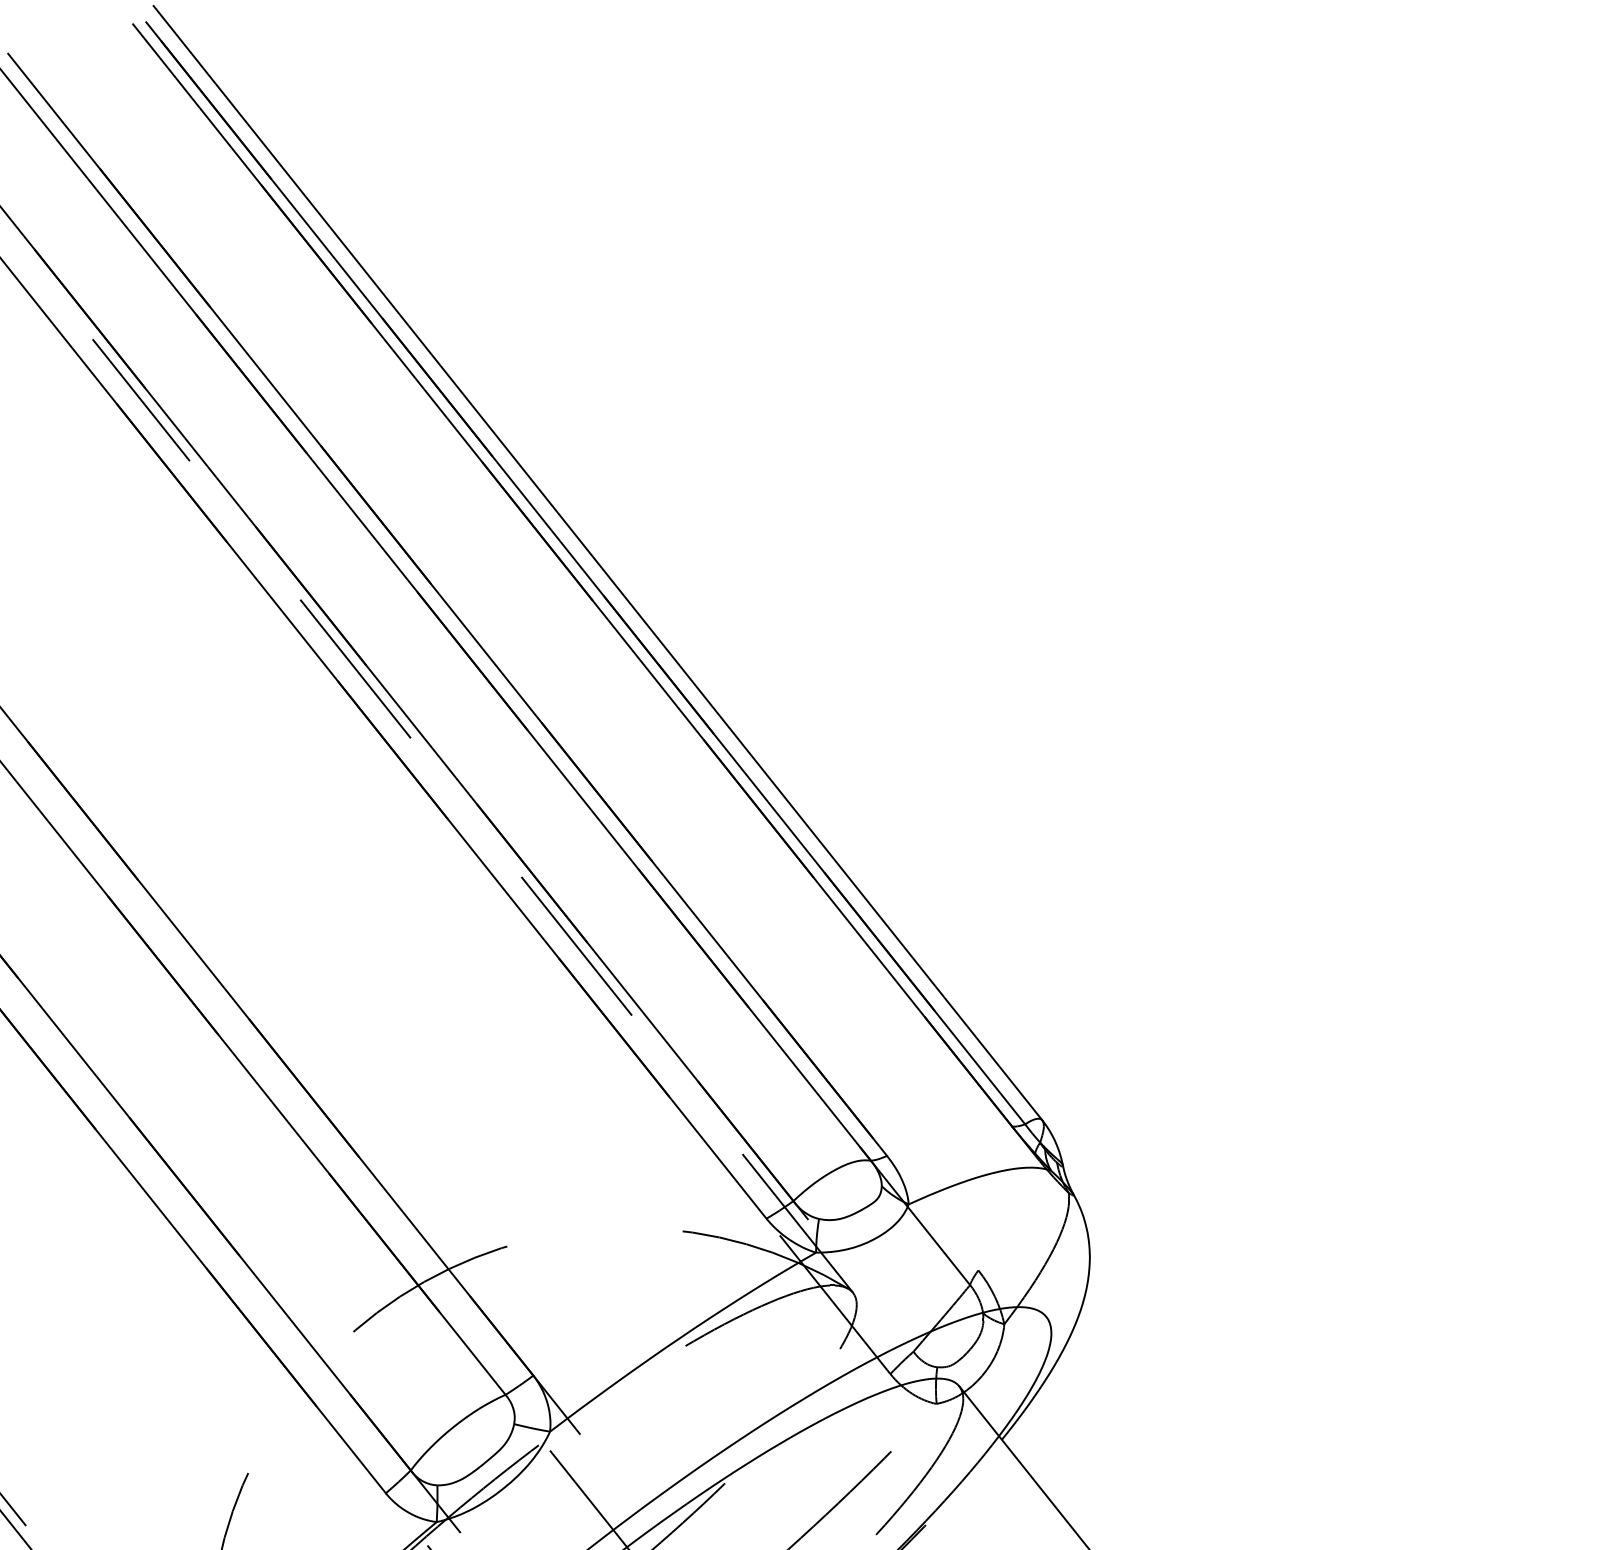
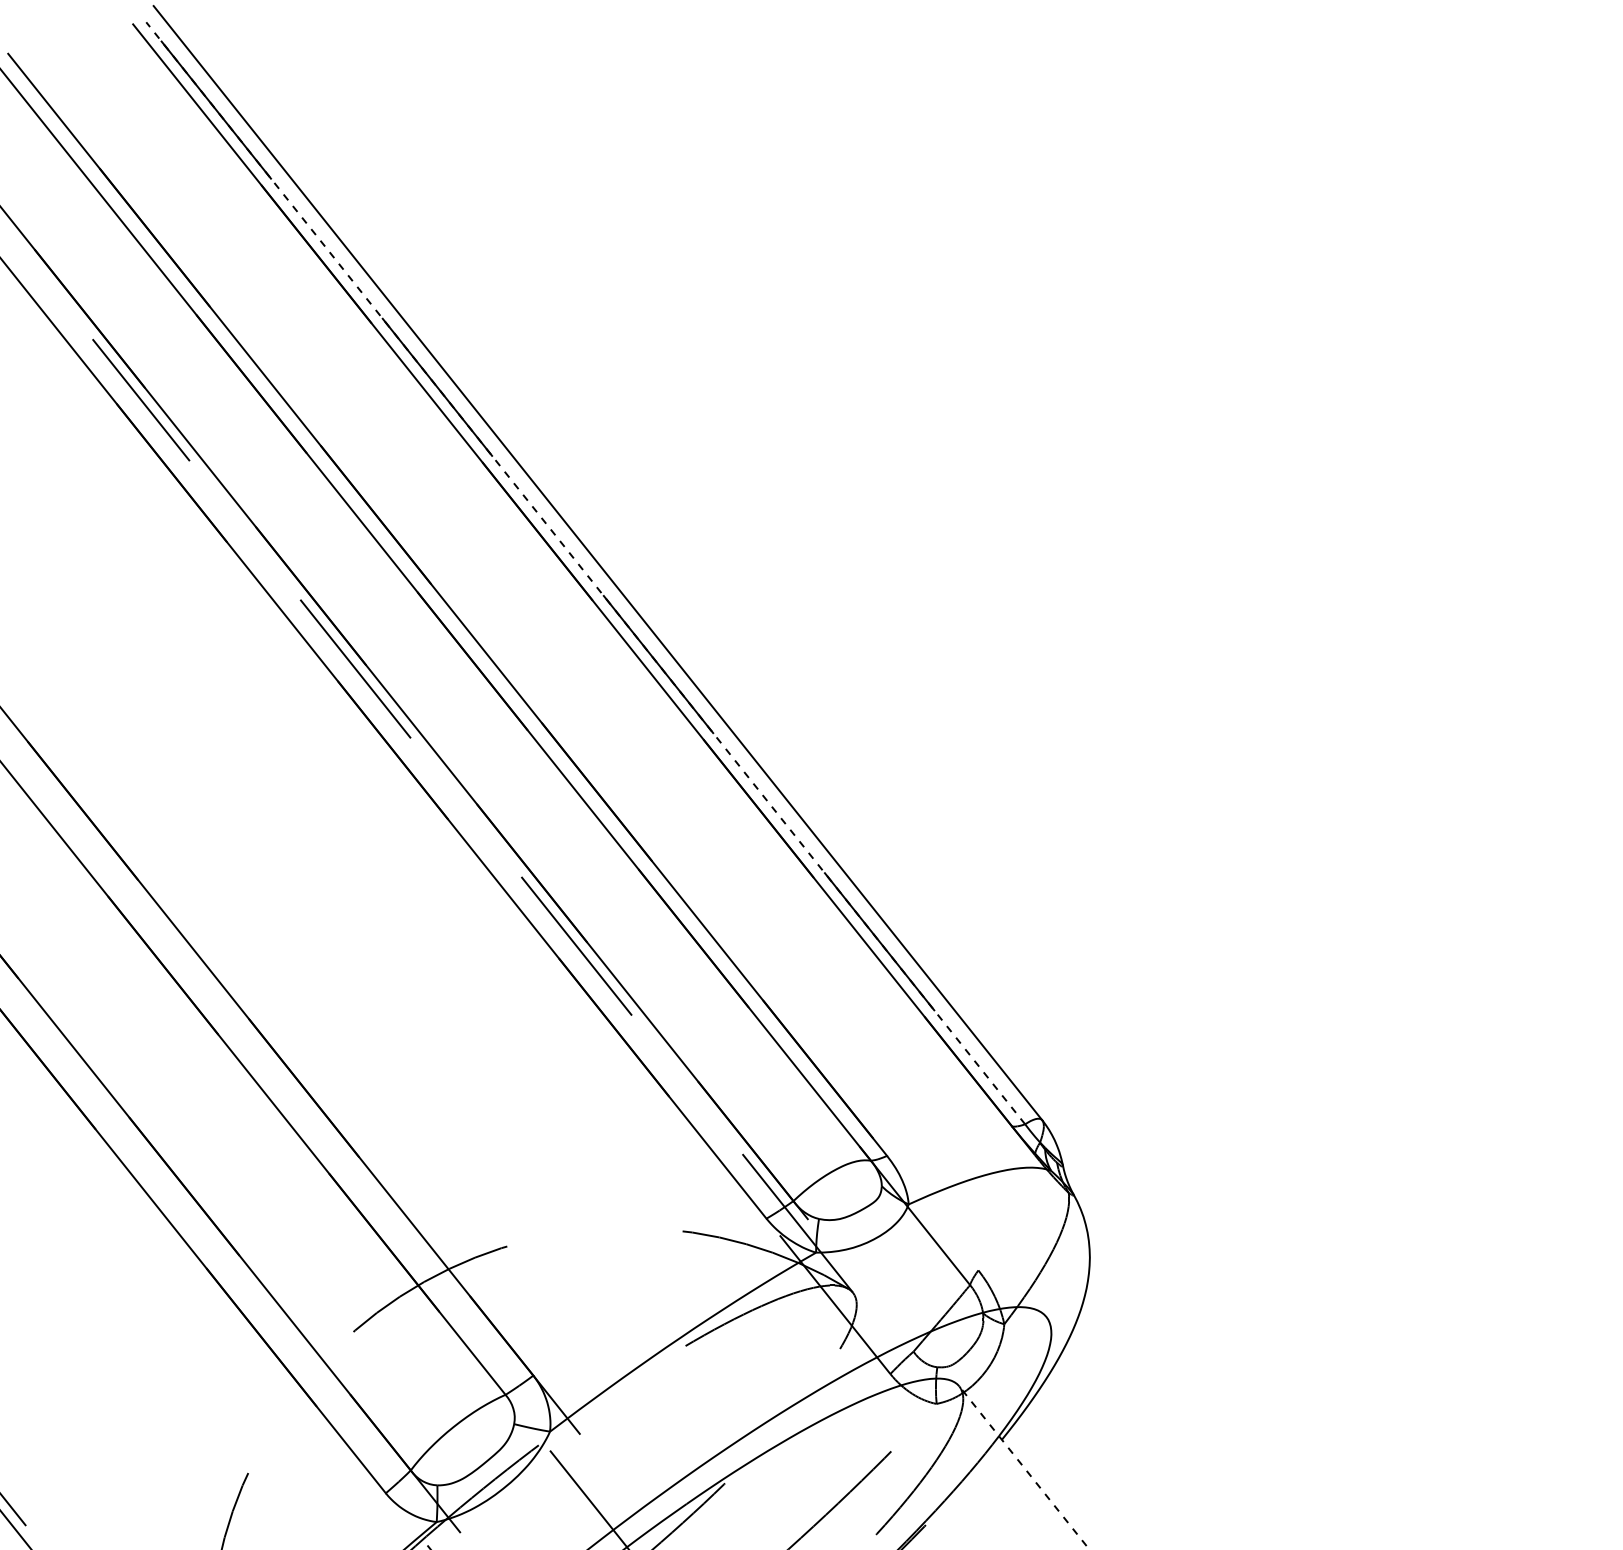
line: solid -> dashed (585, 573)
line: solid -> dashed (1024, 1467)
